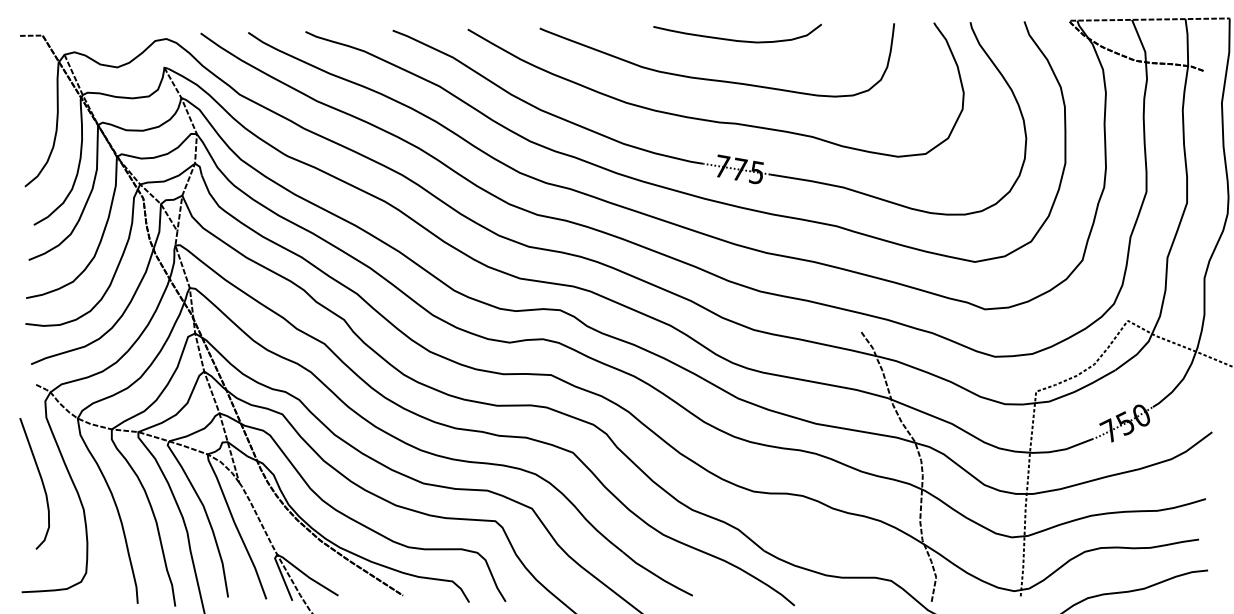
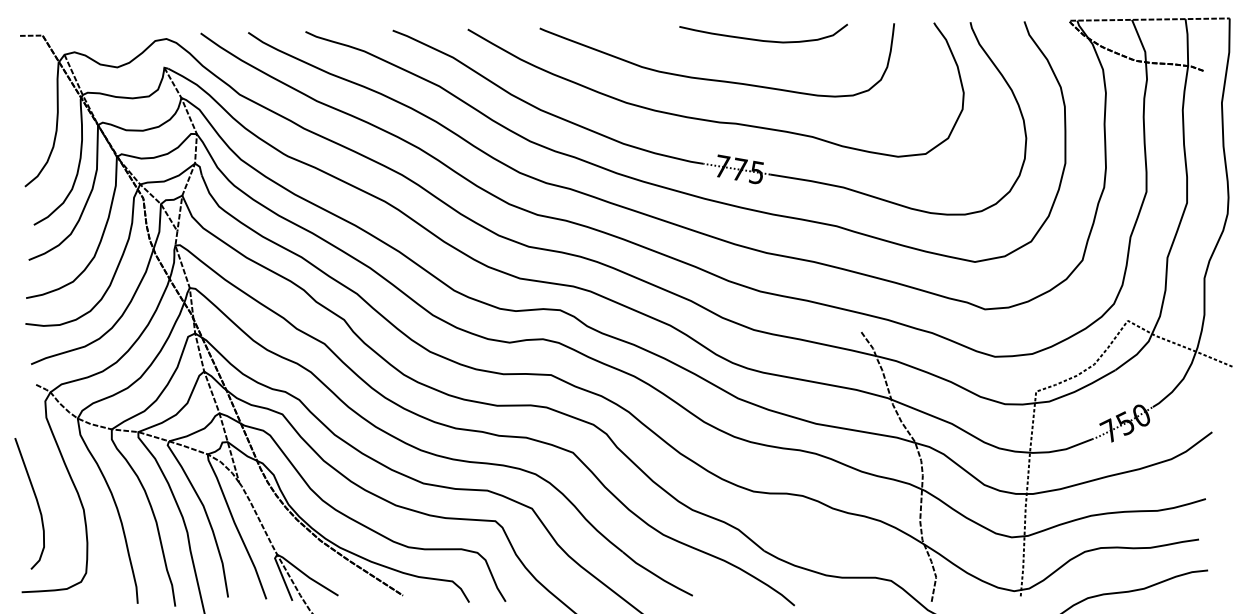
curve position: (735, 39) -> (761, 39) (761, 39)
curve position: (41, 482) -> (36, 502) (36, 502)
